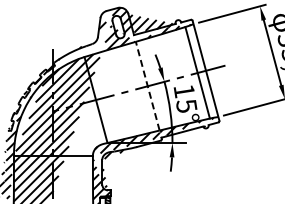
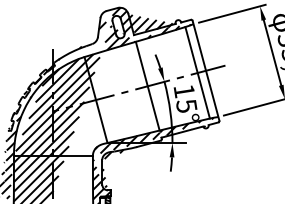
line: dashed -> solid (147, 86)
